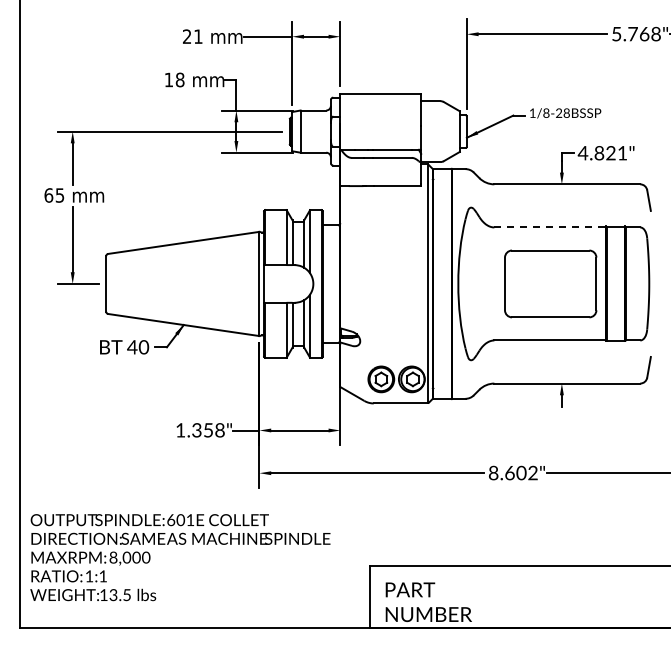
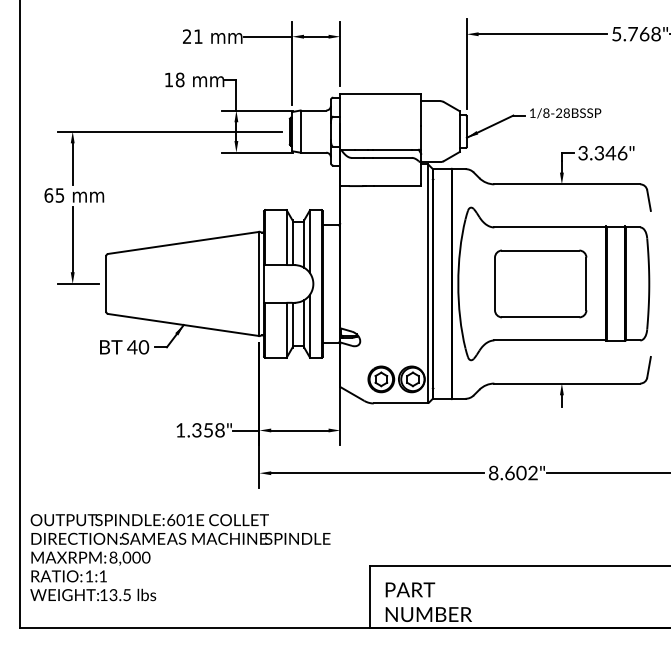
text: 4.821" -> 3.346" (602, 153)
line: dashed -> solid (550, 227)
part position: (550, 283) -> (540, 283) (540, 283)
